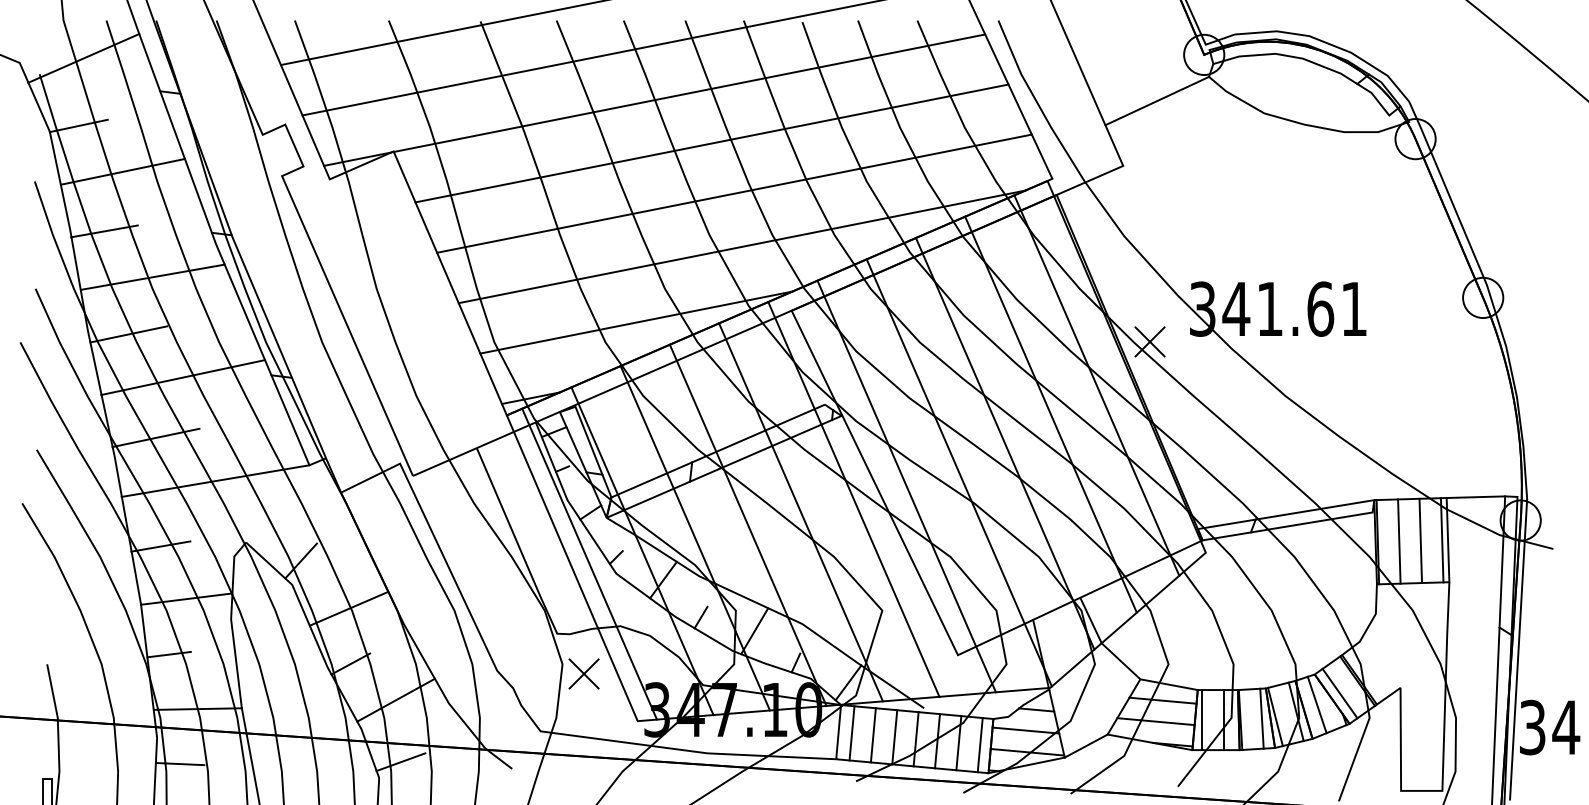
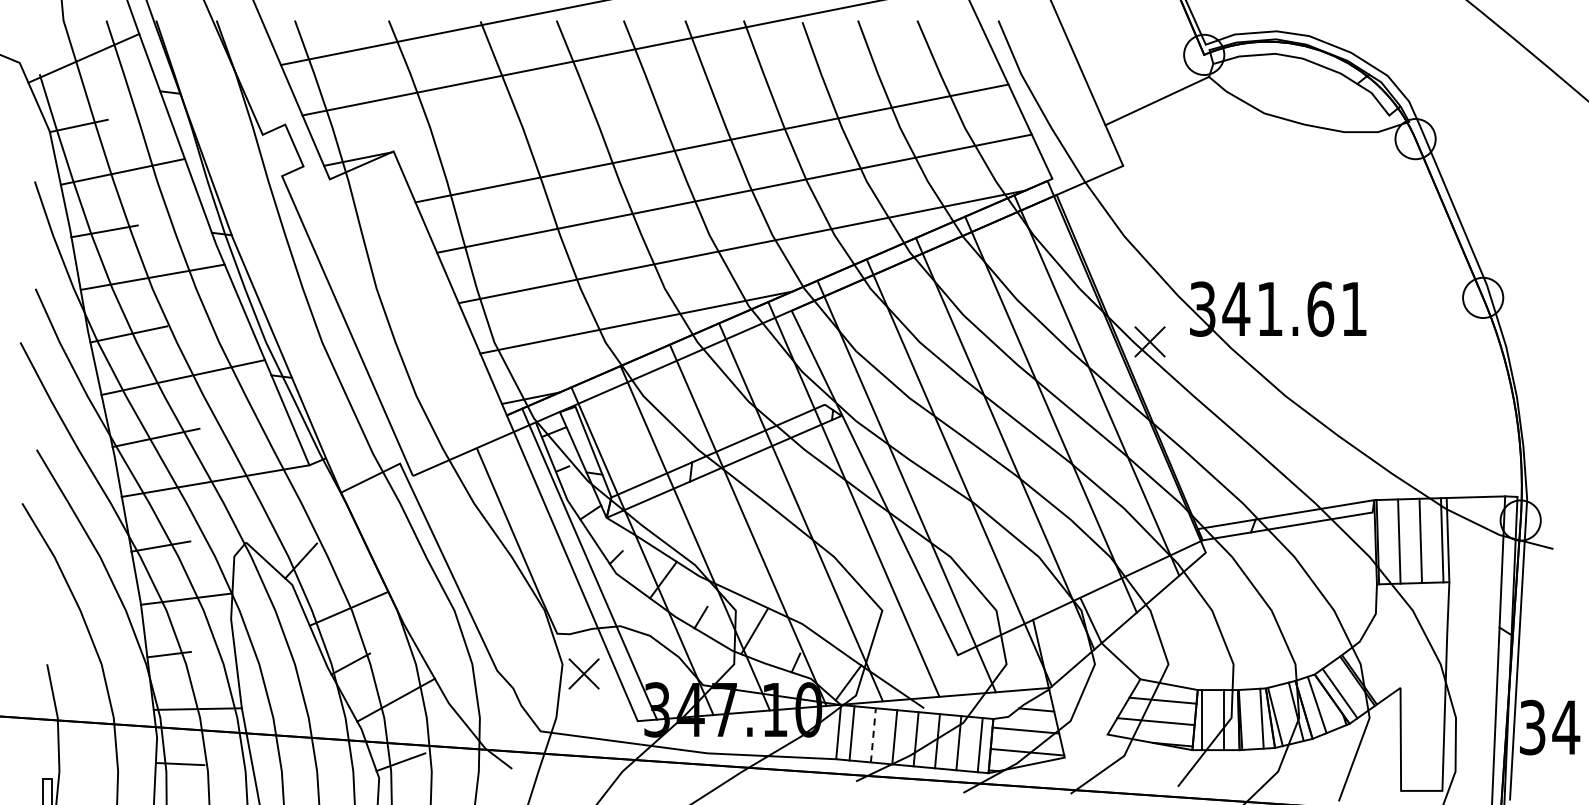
line: present -> none (689, 92)
line: solid -> dashed (873, 734)
line: present -> none (1085, 745)
